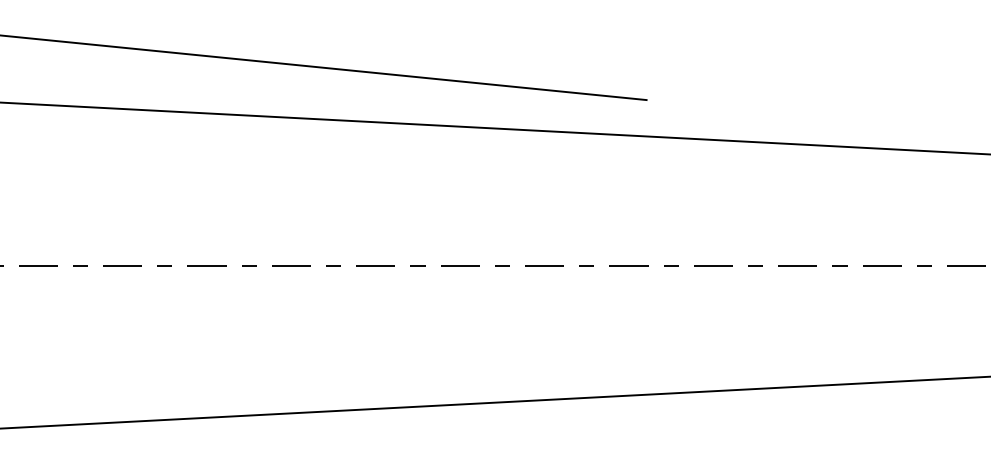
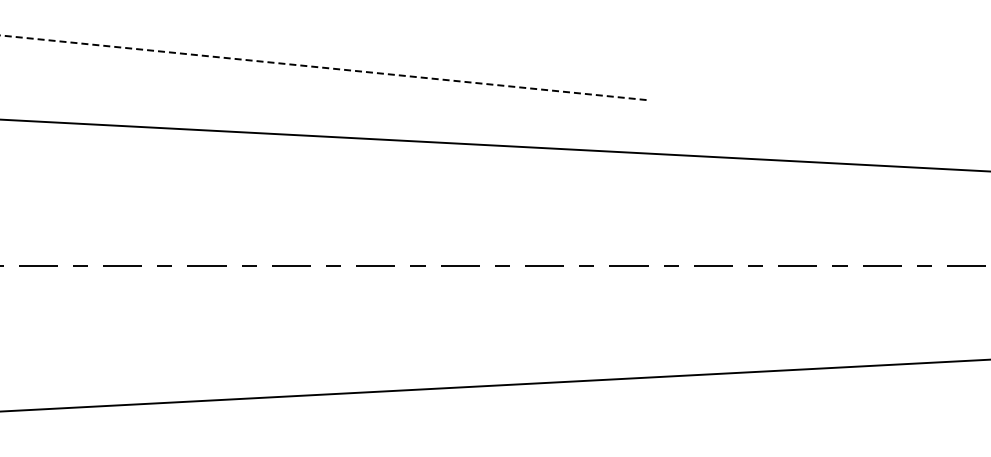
line: solid -> dashed (323, 67)
line position: (494, 128) -> (494, 145) (494, 145)
line position: (494, 402) -> (494, 385) (494, 385)
